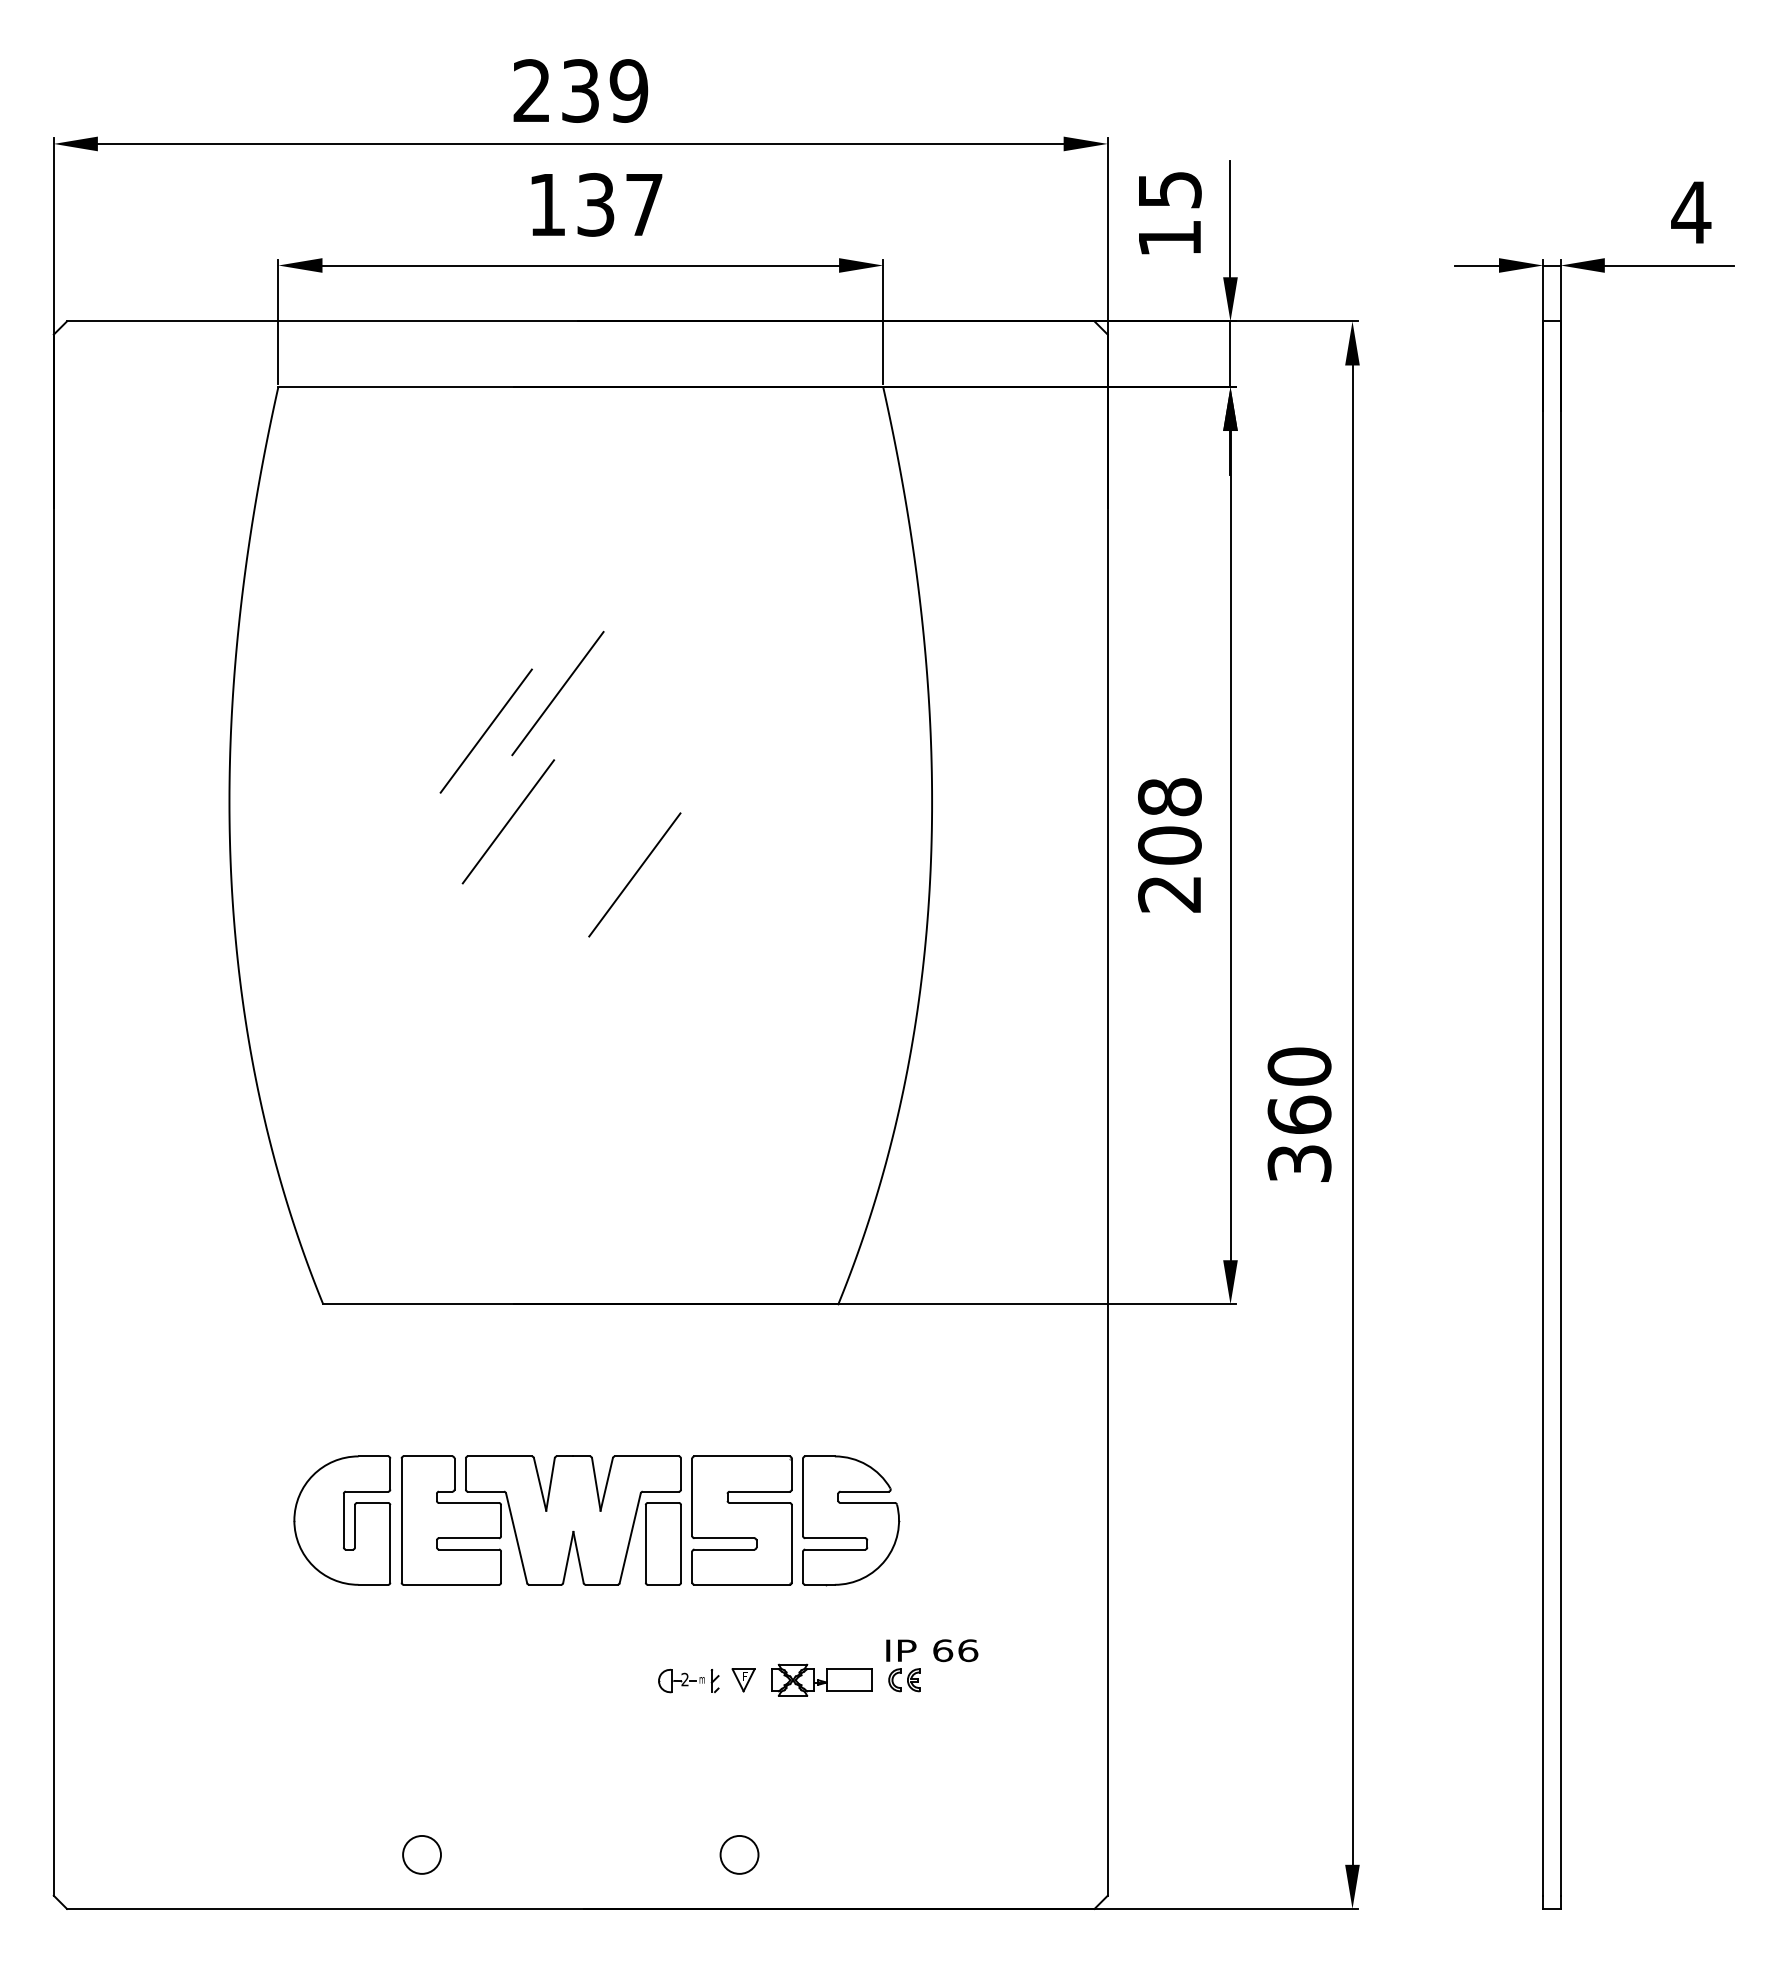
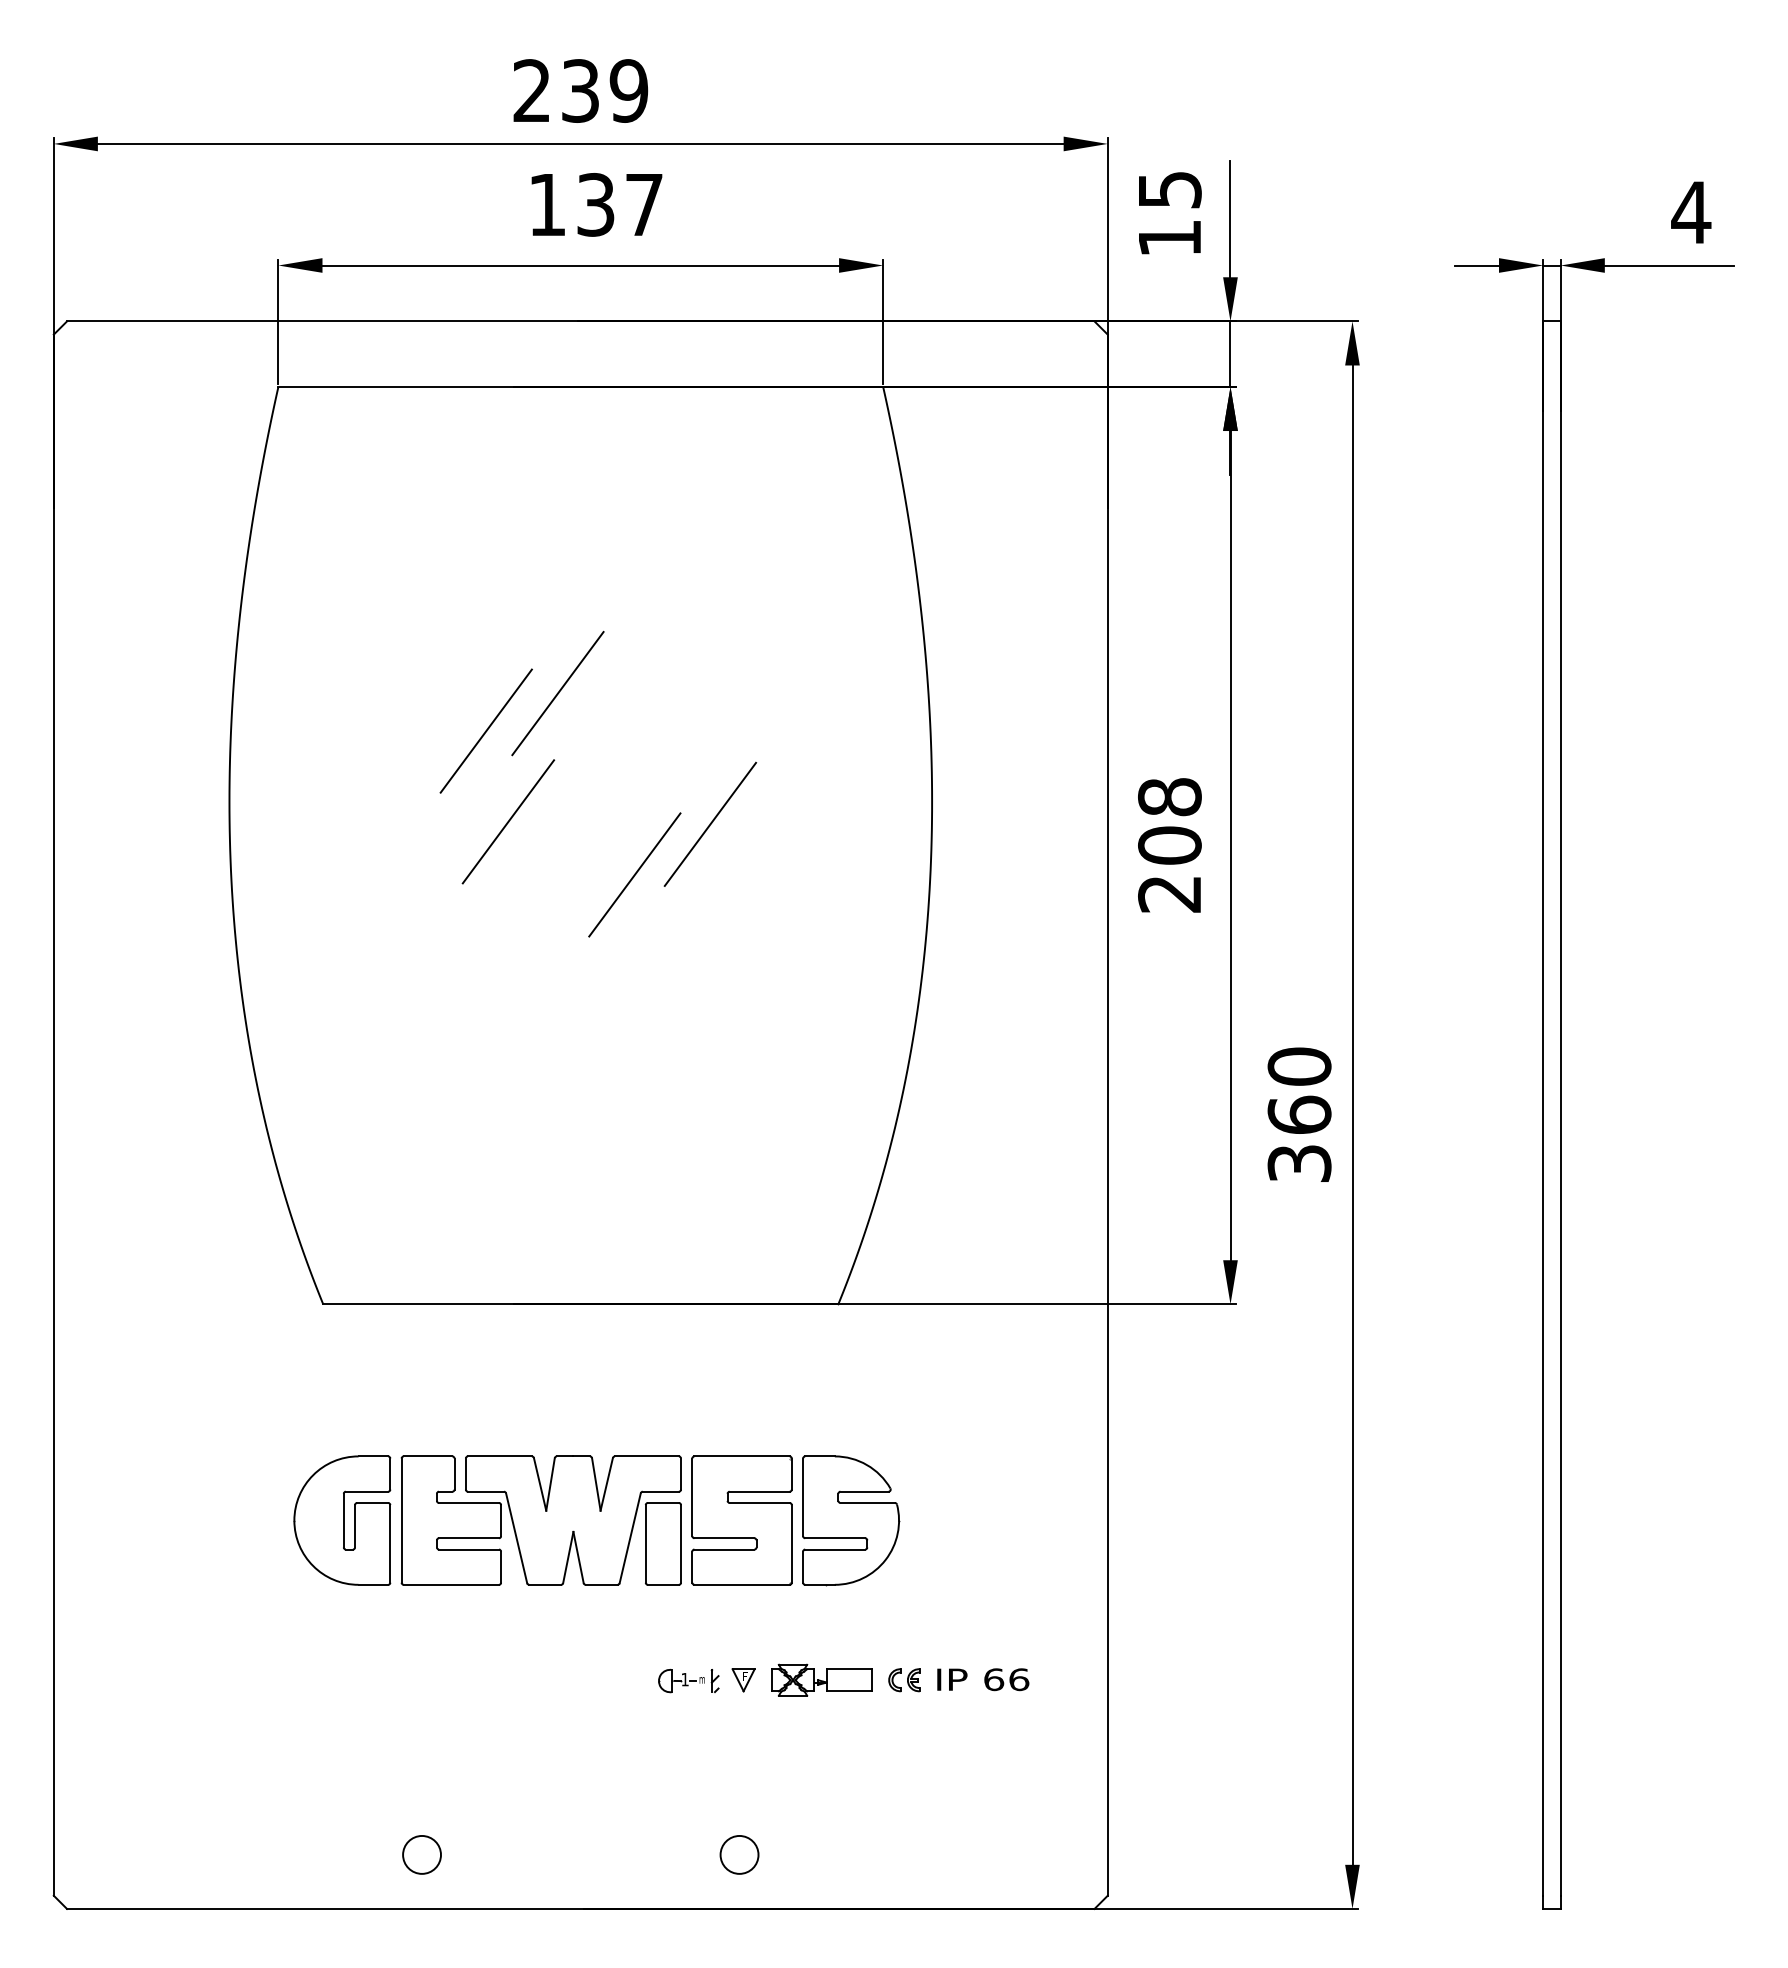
line: none -> present (710, 823)
text position: (932, 1650) -> (983, 1679) (983, 1679)
text: 2 -> 1 (684, 1679)
